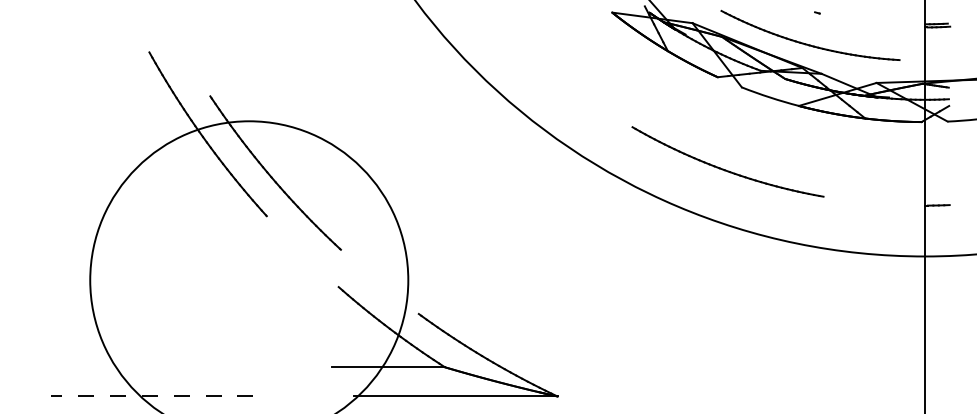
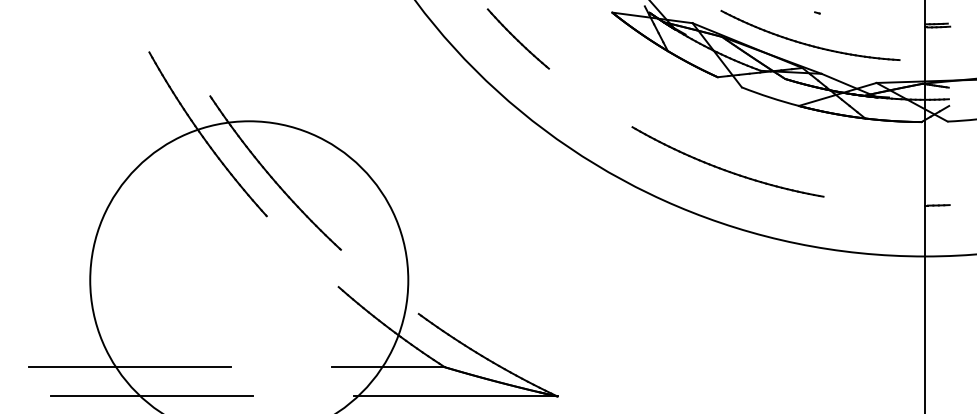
part: none -> present (517, 38)
line: none -> present (130, 367)
line: dashed -> solid (152, 396)
